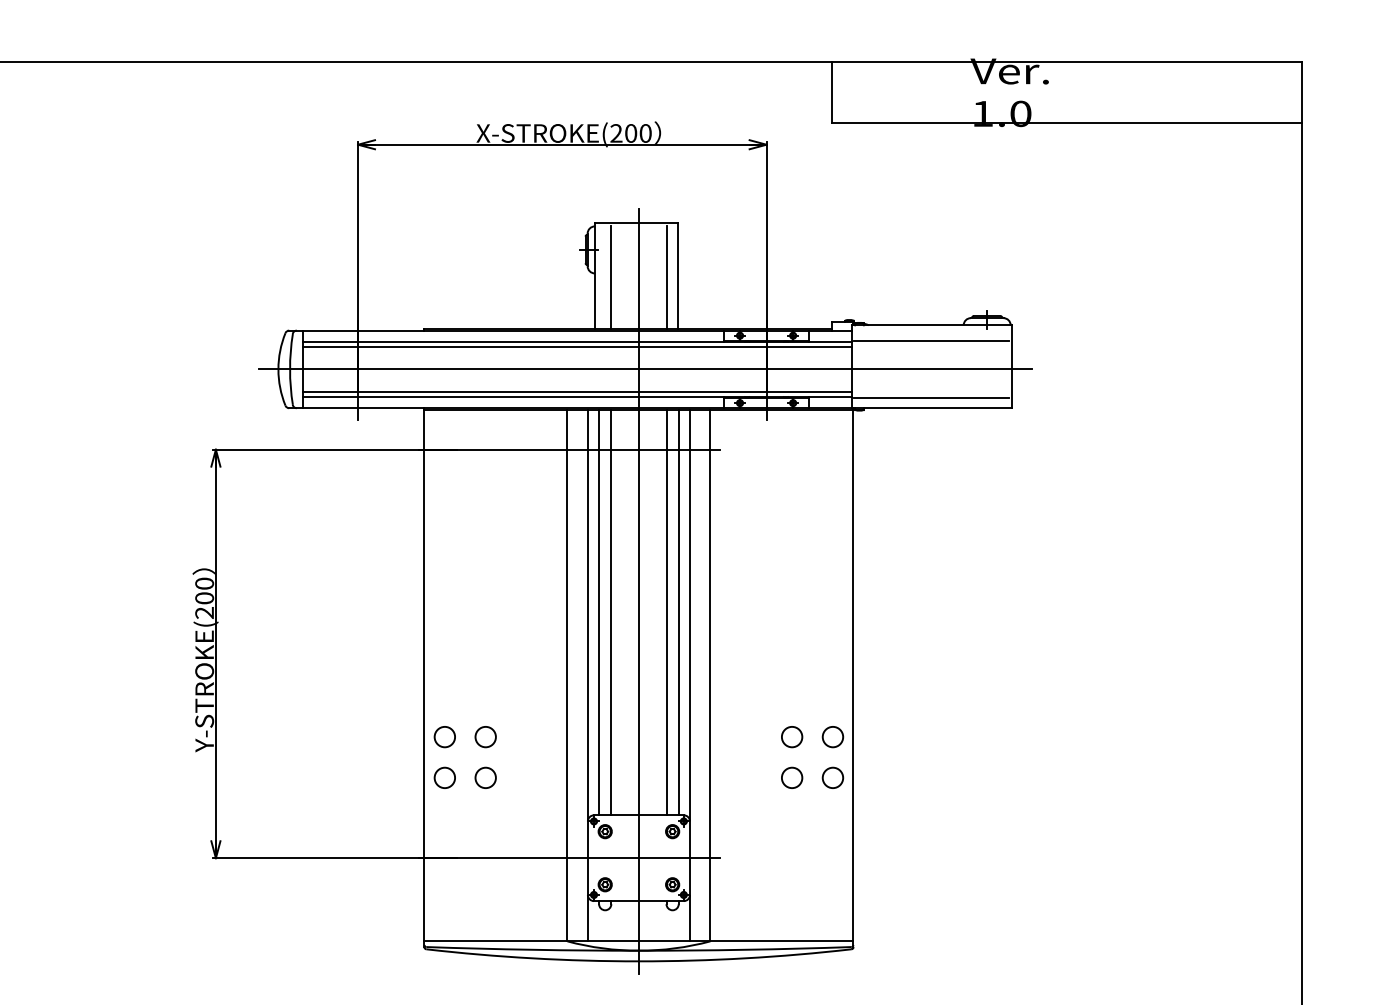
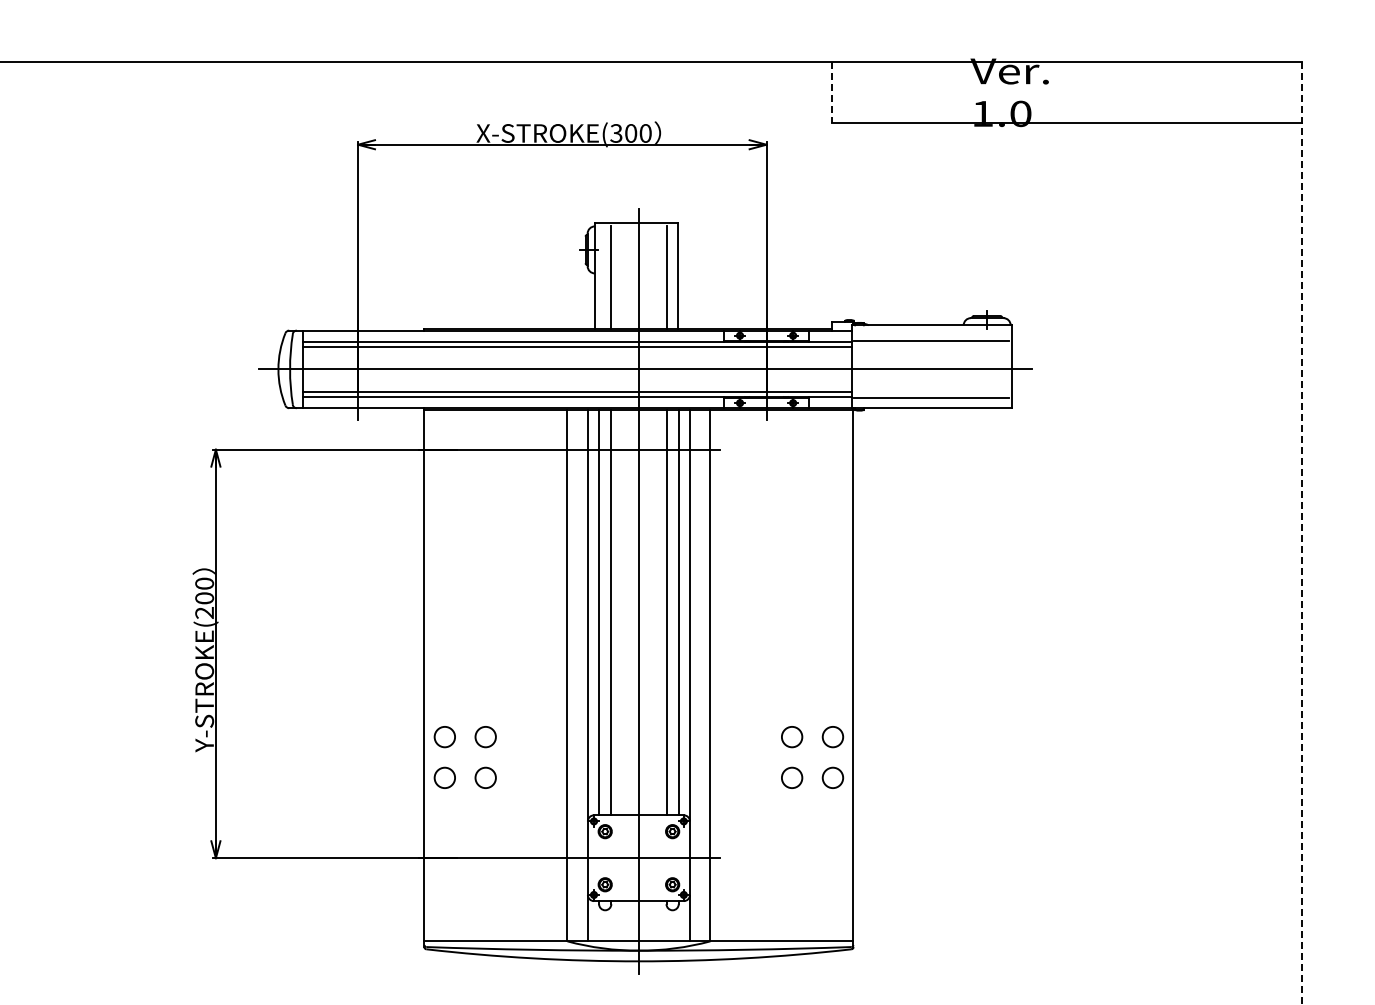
line: solid -> dashed (831, 92)
text: X-STROKE(200 -> X-STROKE(300 (616, 133)
line: solid -> dashed (1301, 533)
